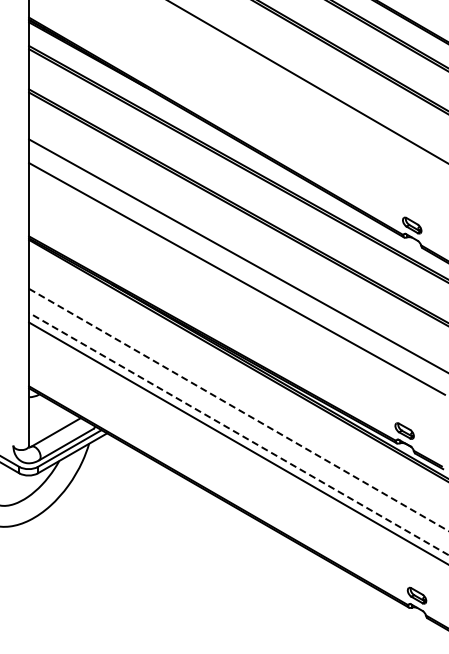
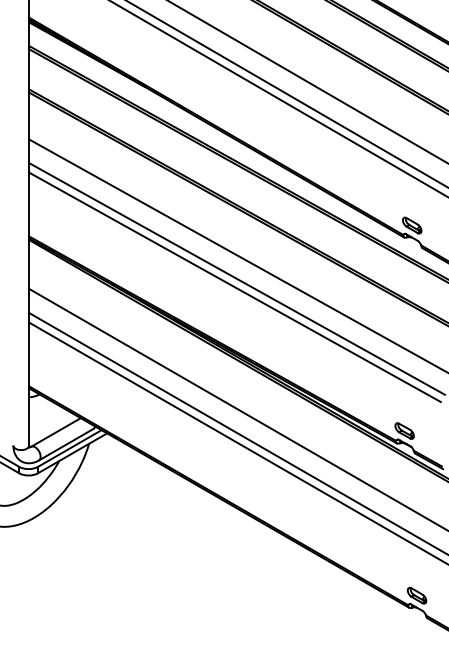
line: none -> present (286, 94)
line: none -> present (278, 98)
line: none -> present (234, 287)
line: dashed -> solid (239, 410)
line: dashed -> solid (238, 433)
